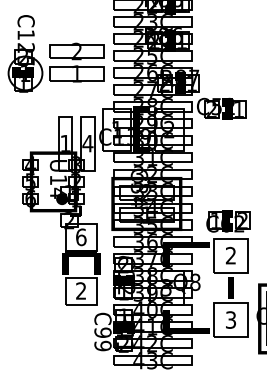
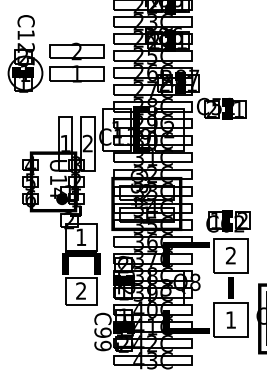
text: 4 -> 2 (87, 143)
text: 6 -> 1 (81, 237)
text: 3 -> 1 (231, 319)
